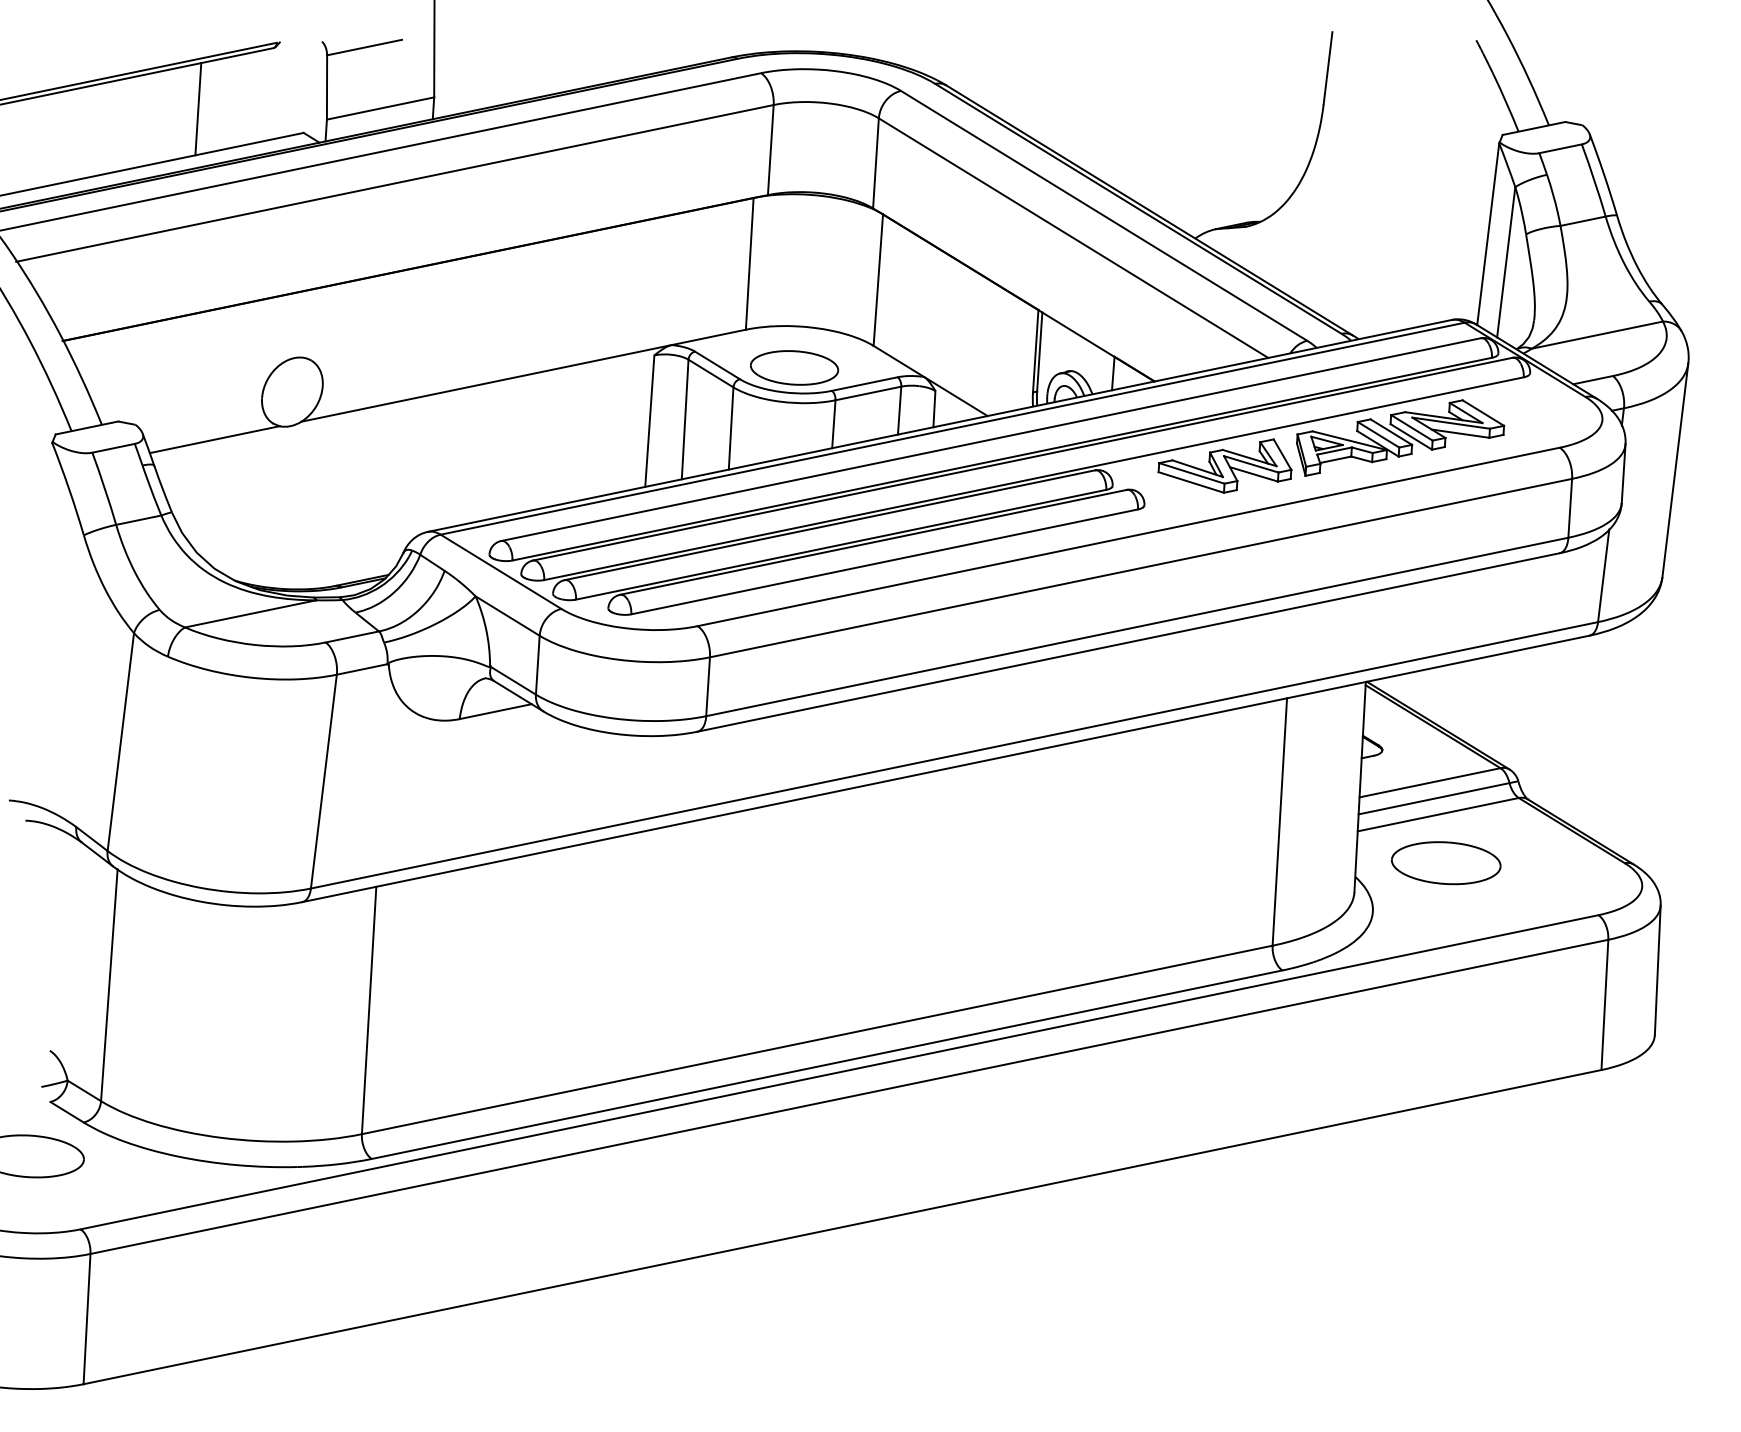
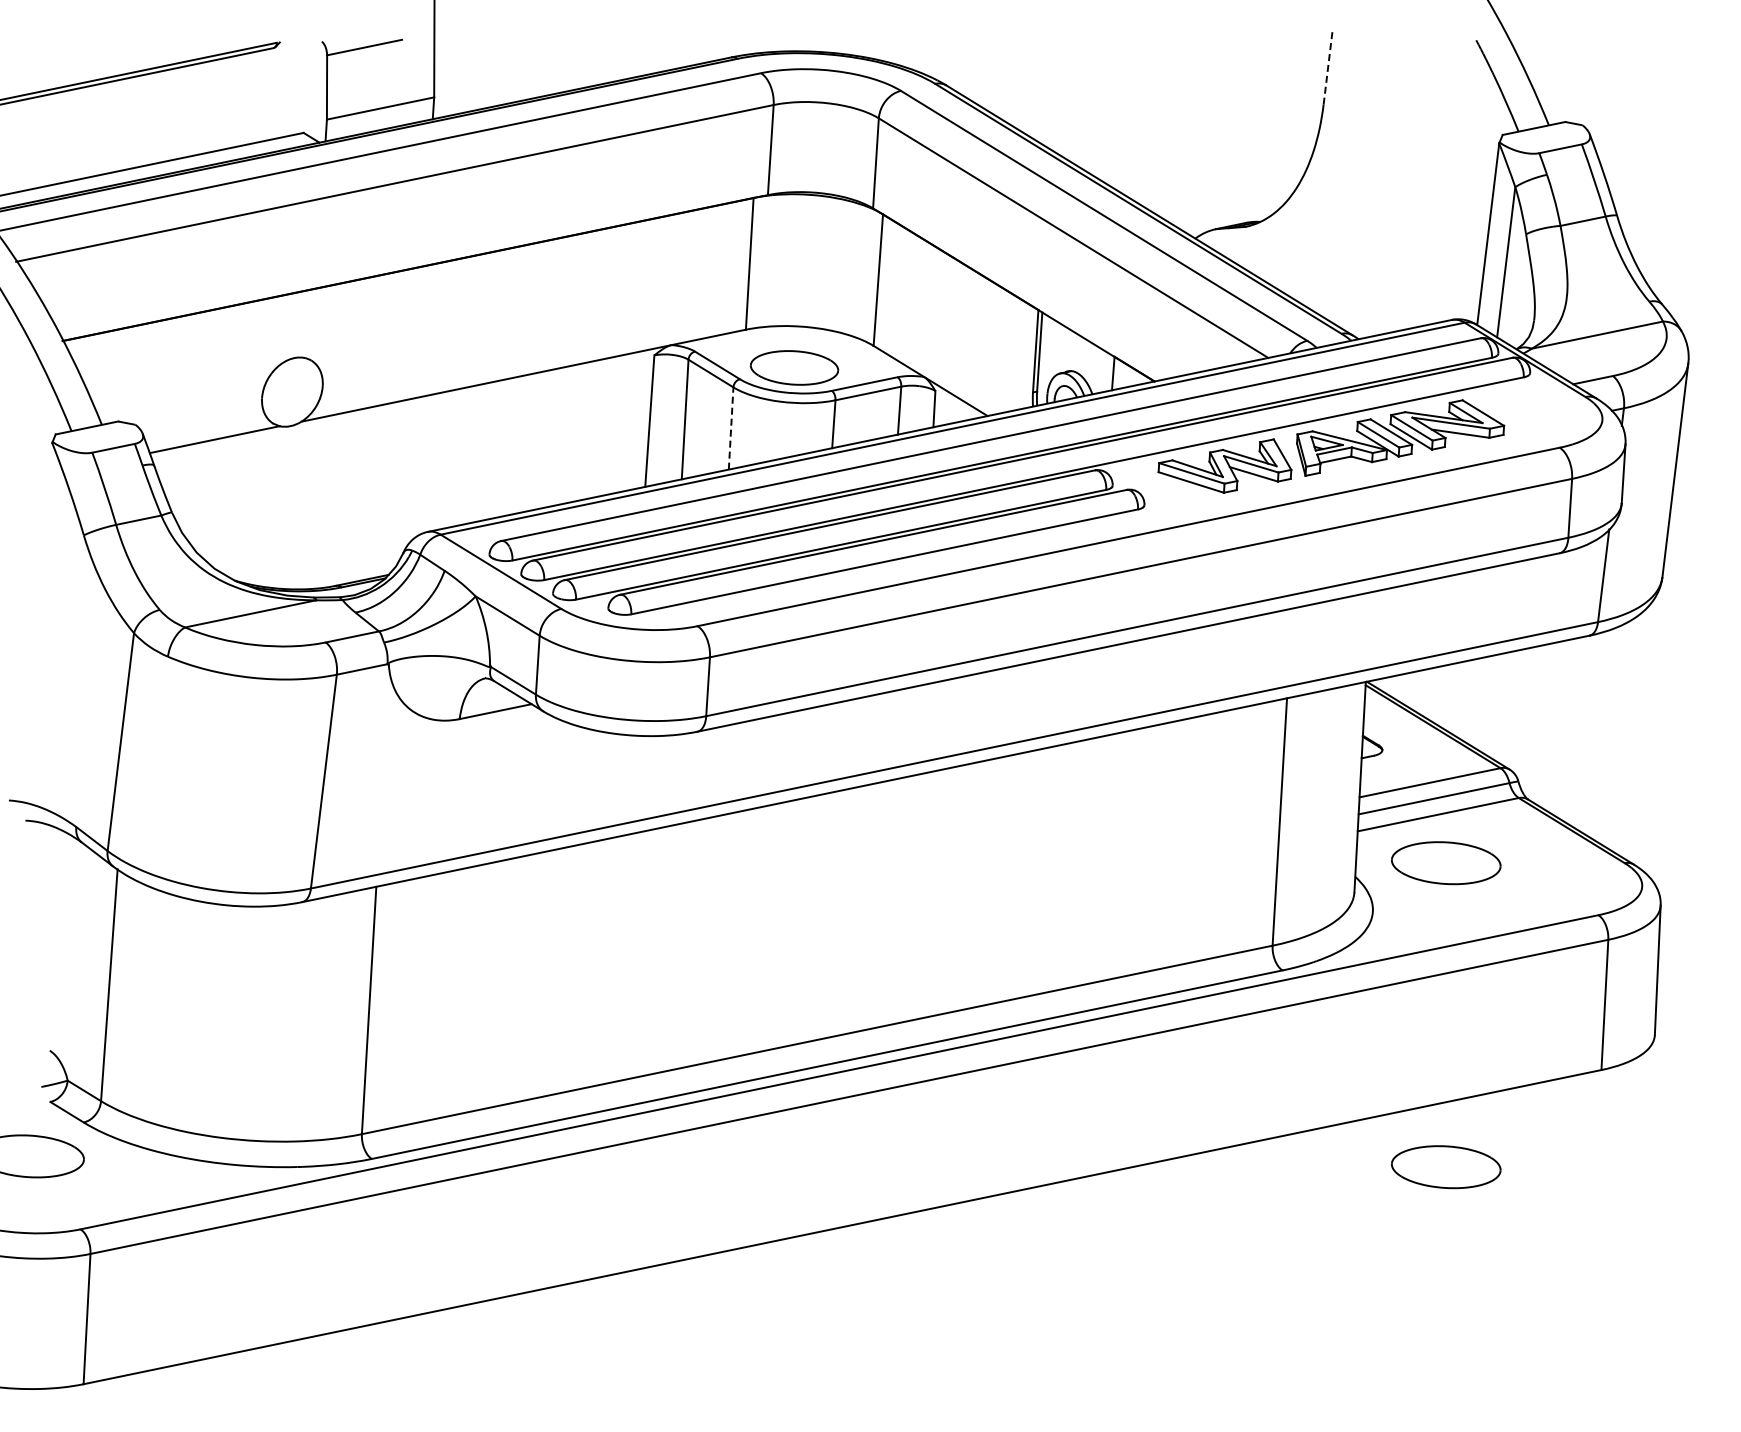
line: solid -> dashed (1327, 68)
line: present -> none (198, 109)
line: solid -> dashed (731, 428)
part: none -> present (1446, 1167)
